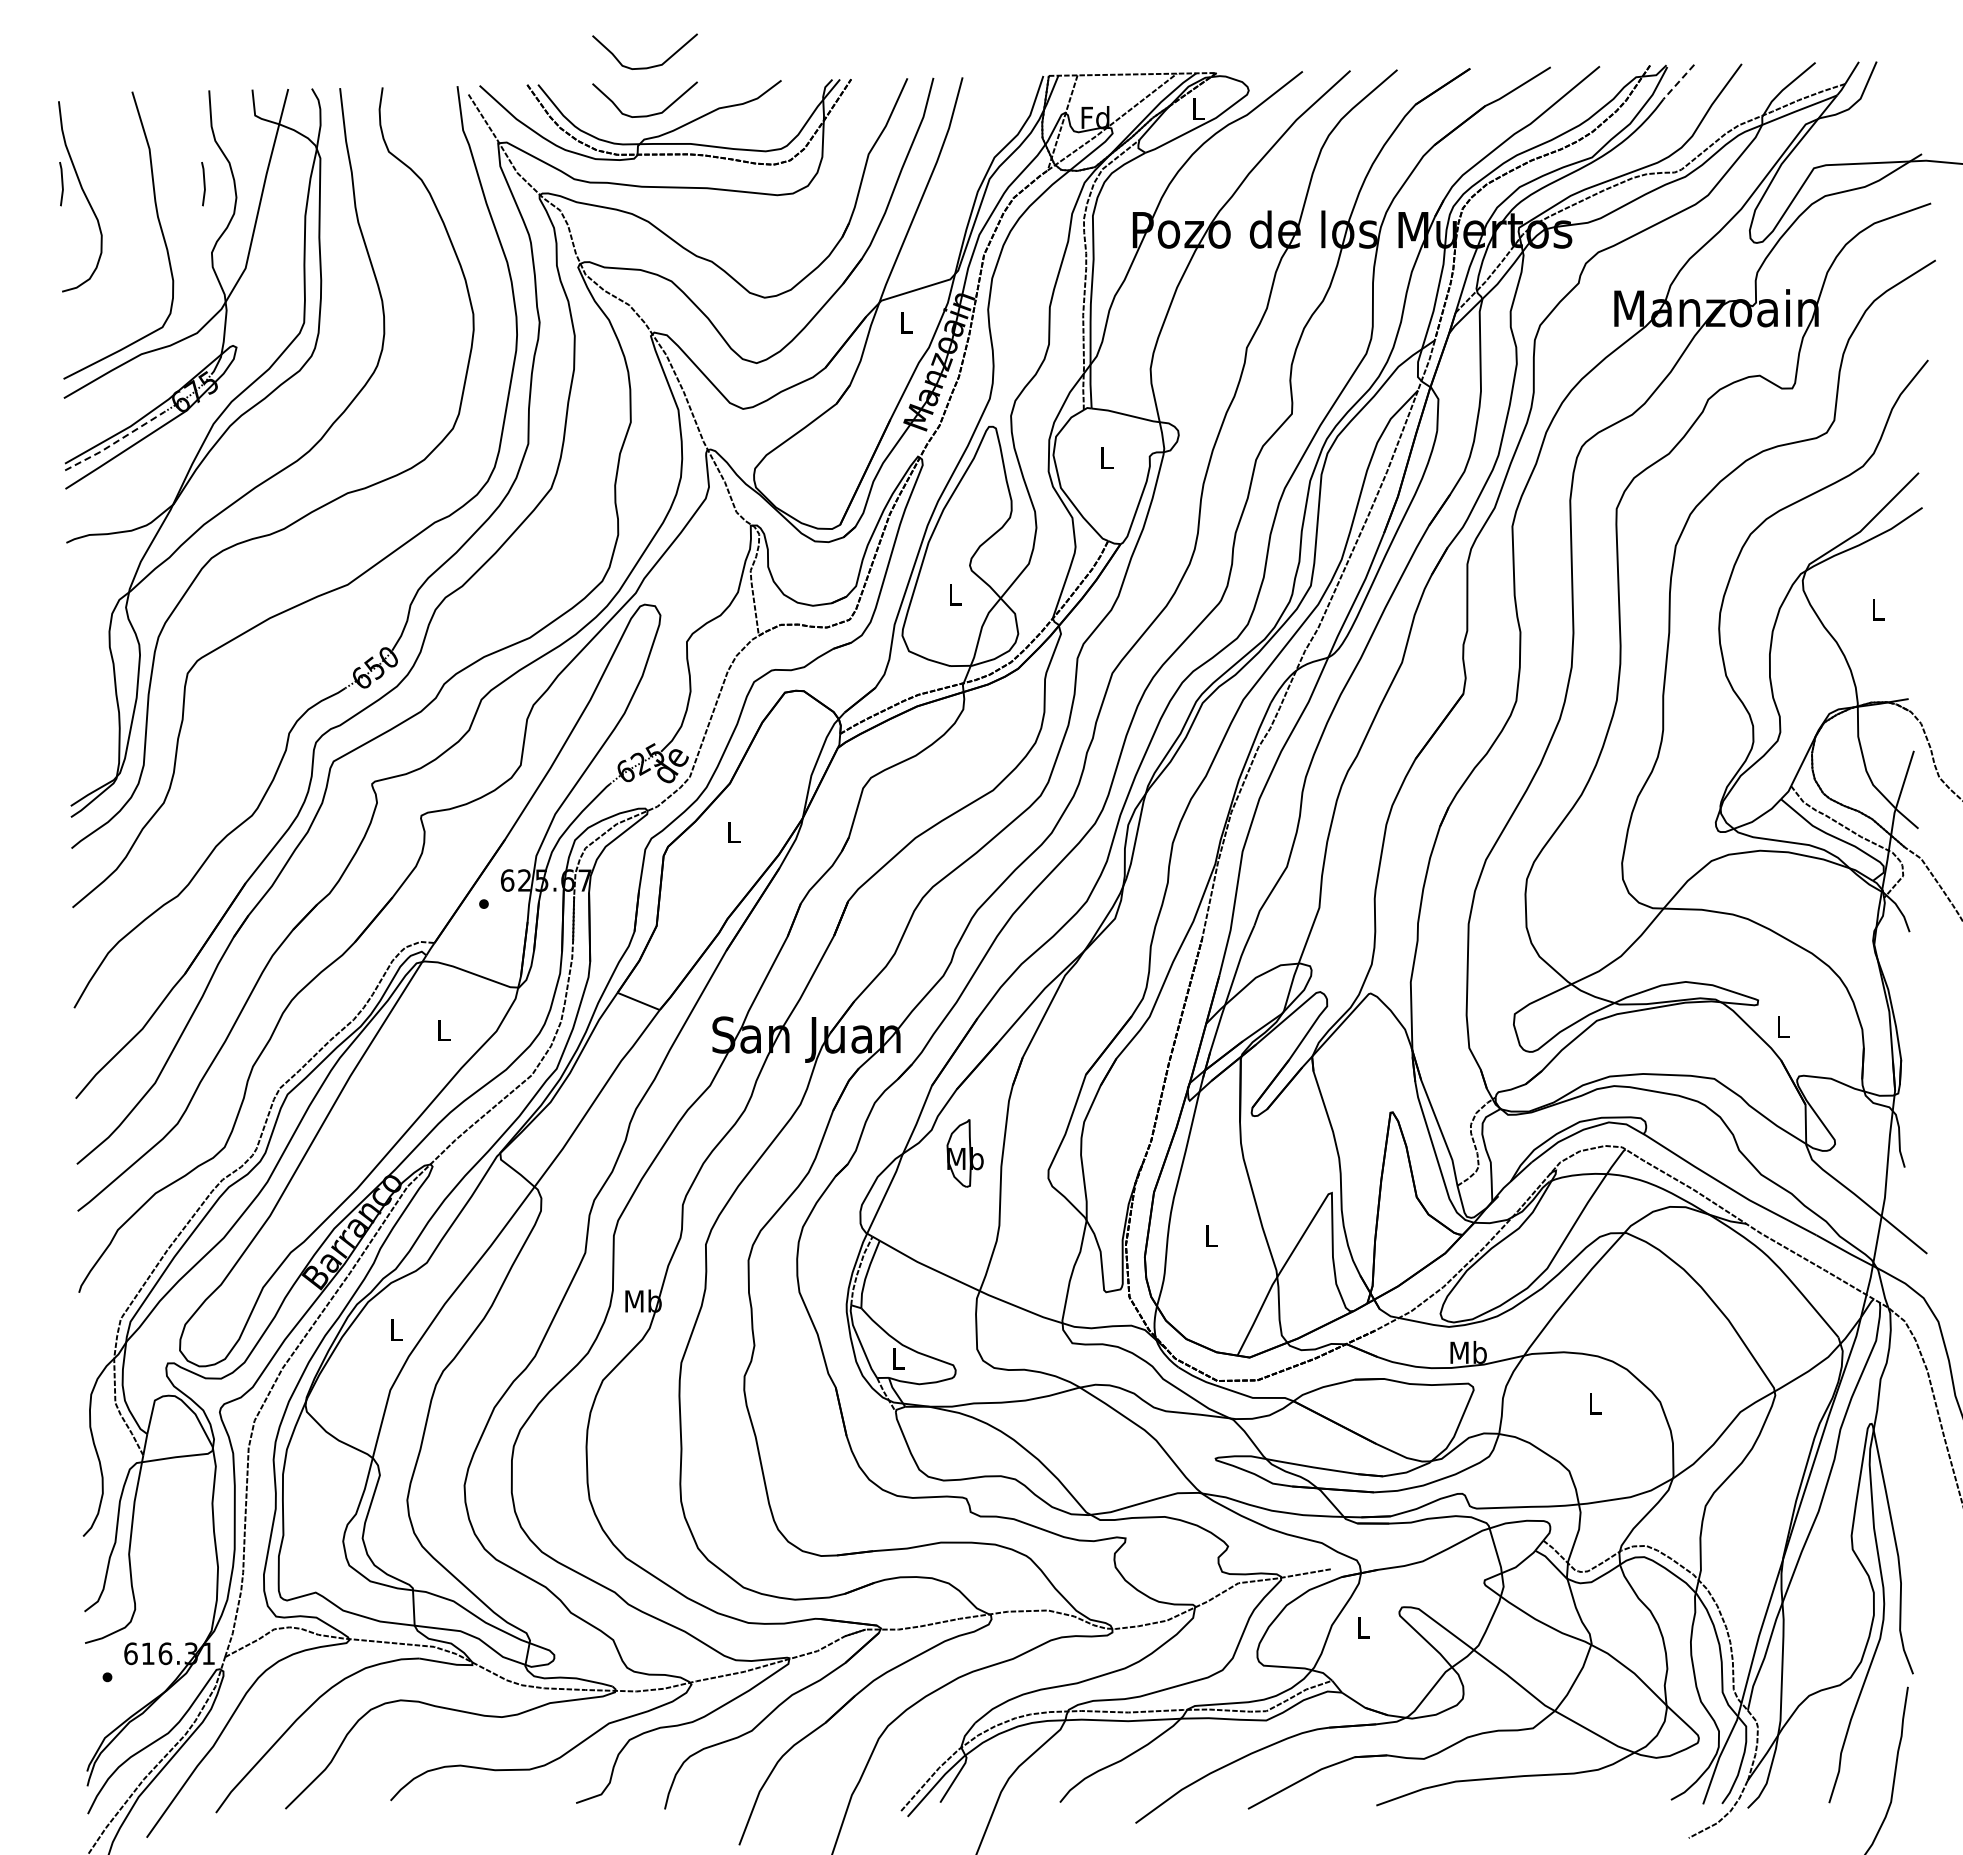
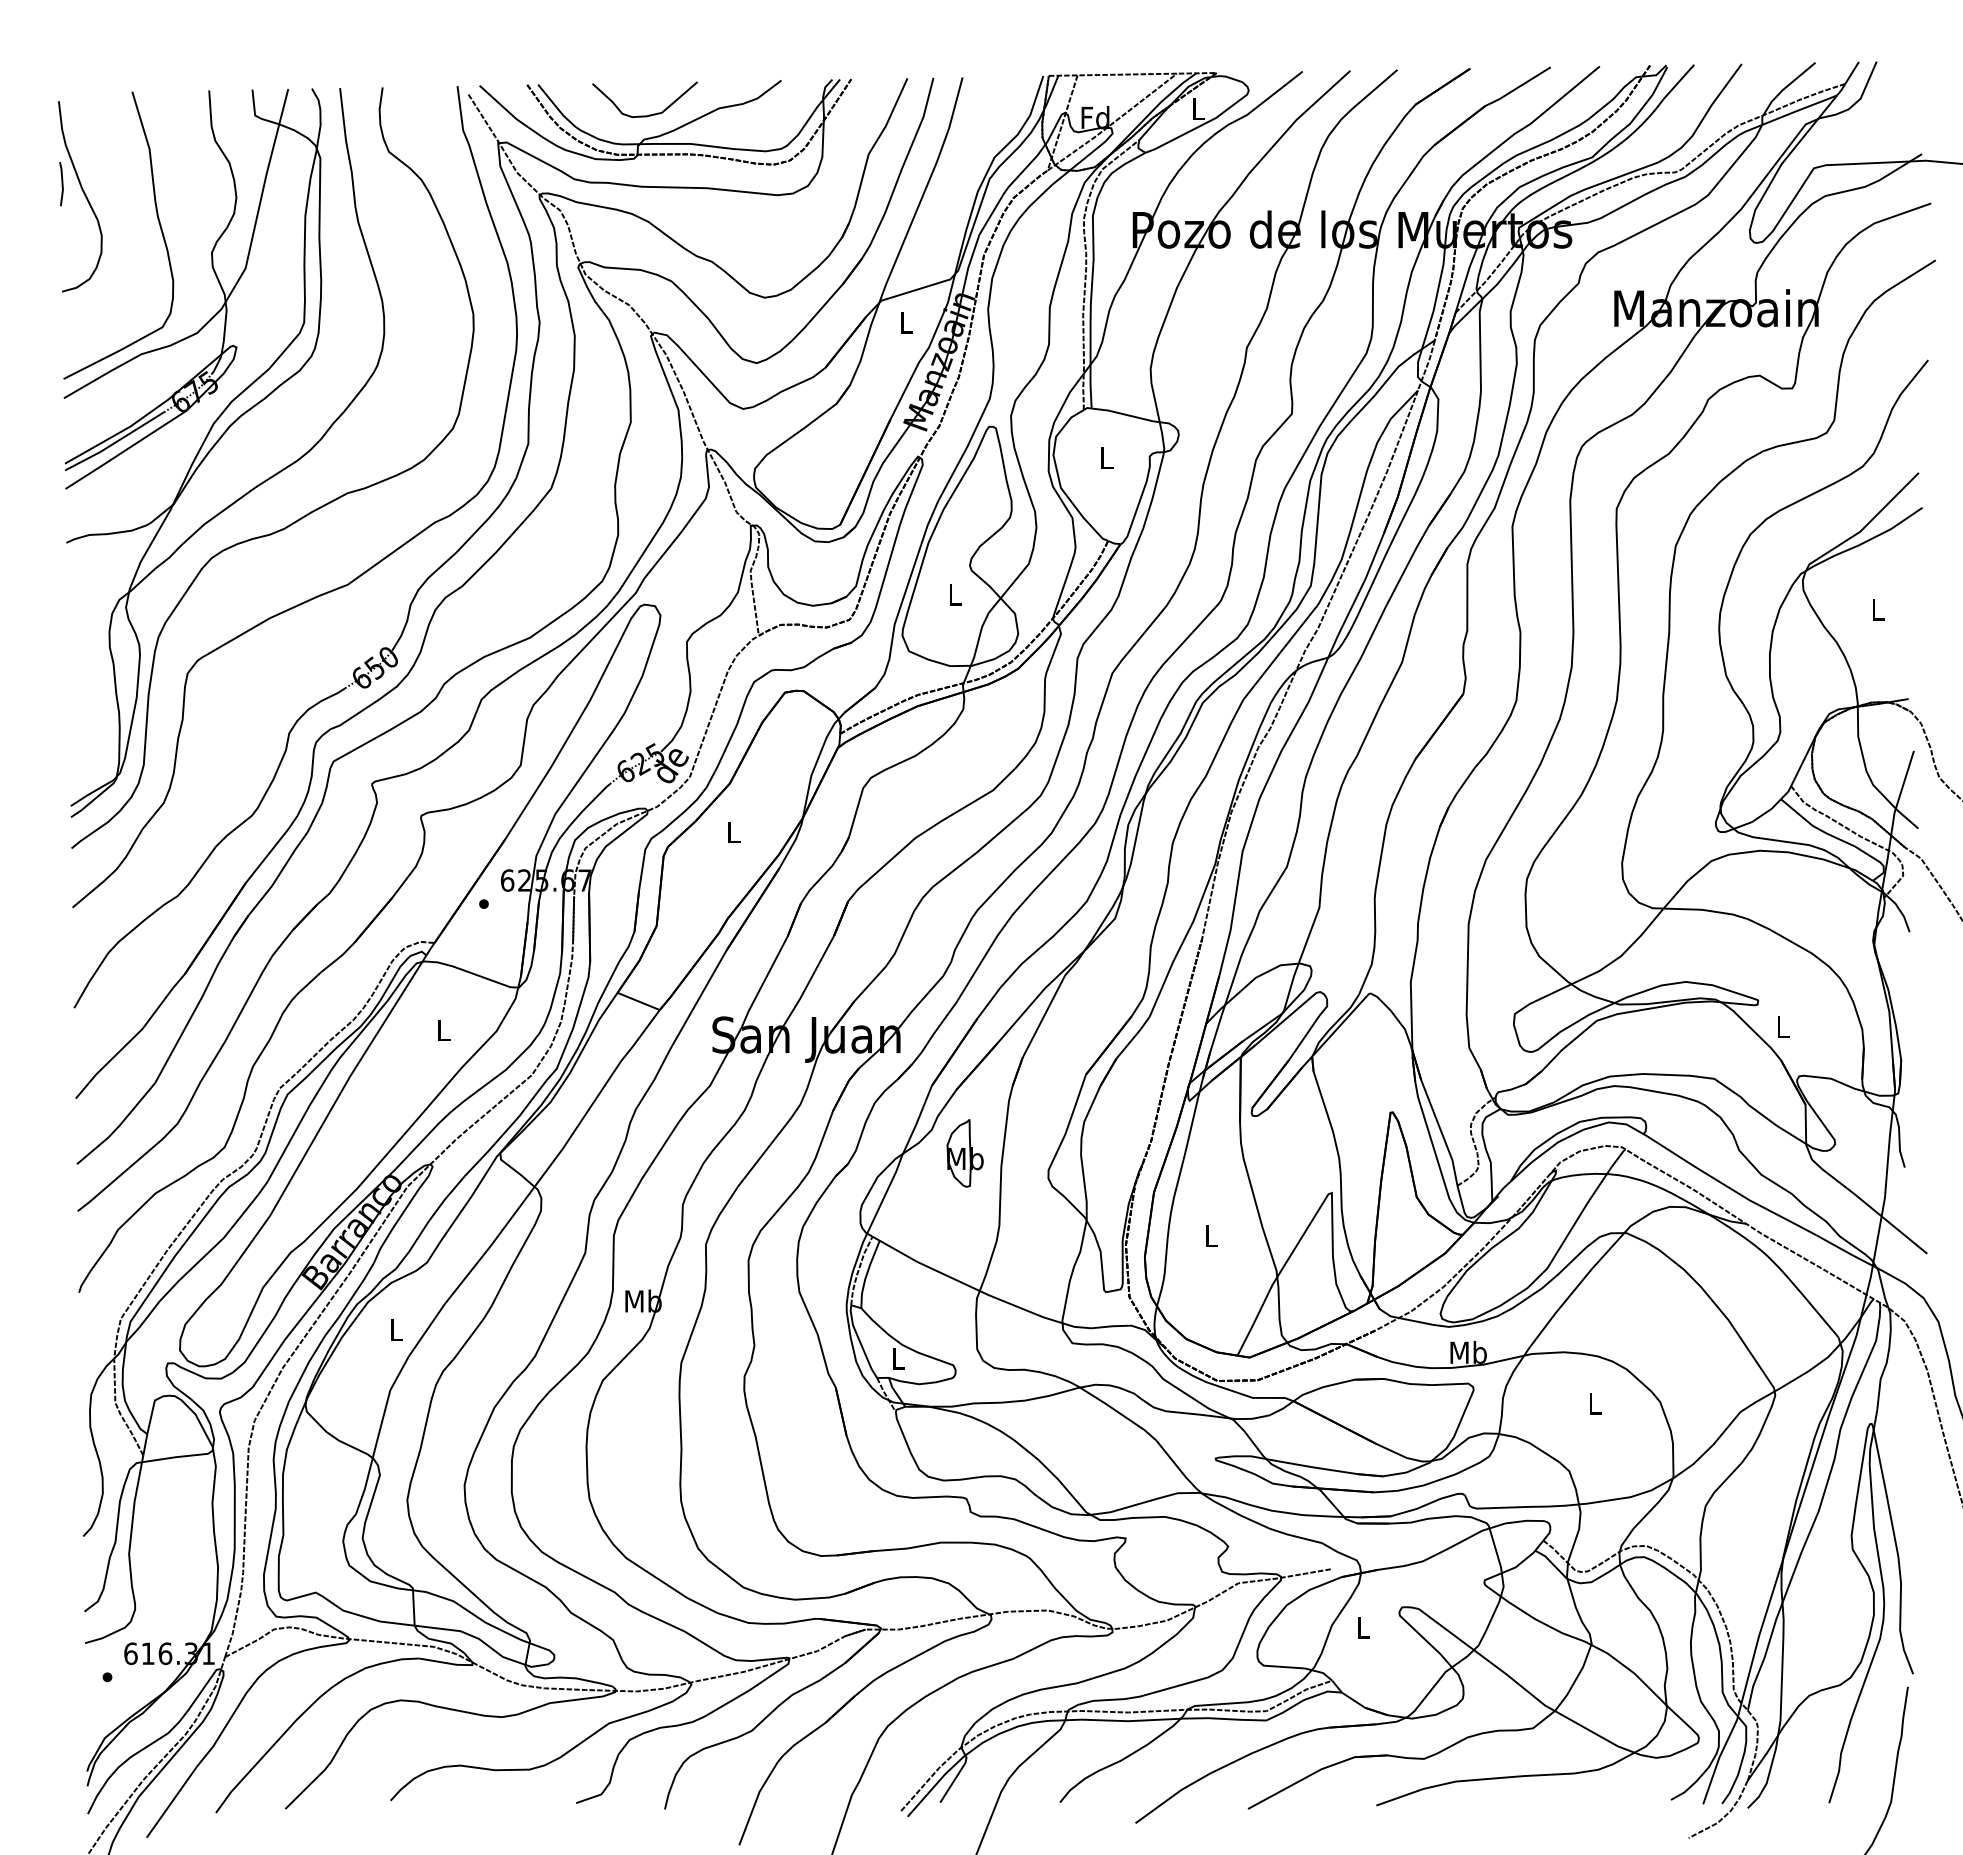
curve: present -> none (649, 66)
line: dashed -> solid (1678, 82)
line: present -> none (203, 184)
line: dashed -> solid (114, 442)
